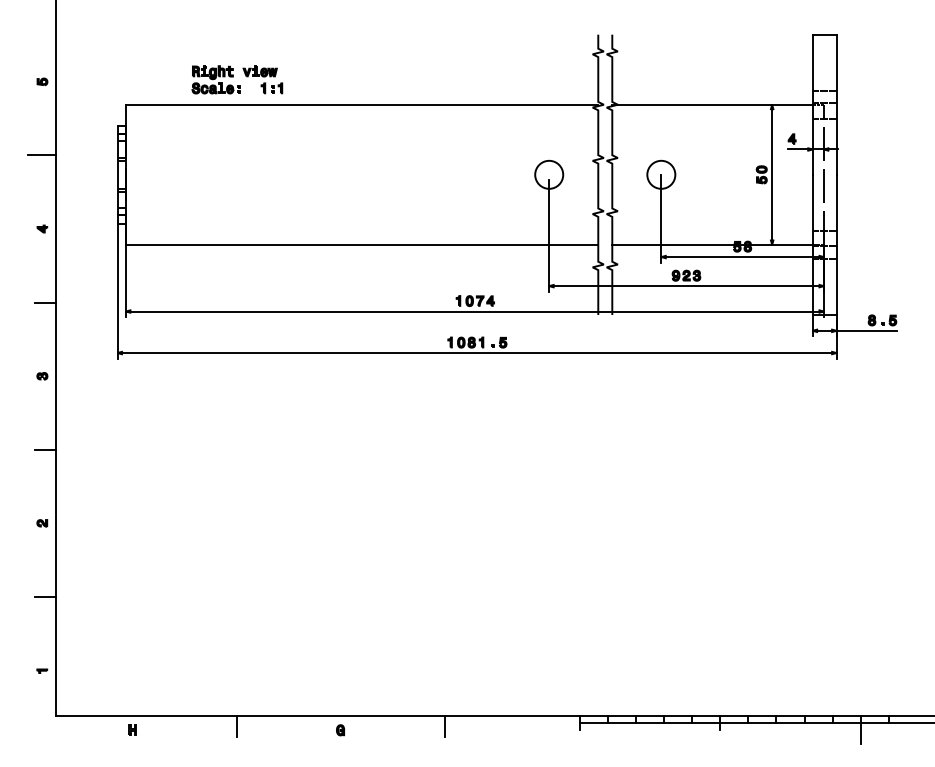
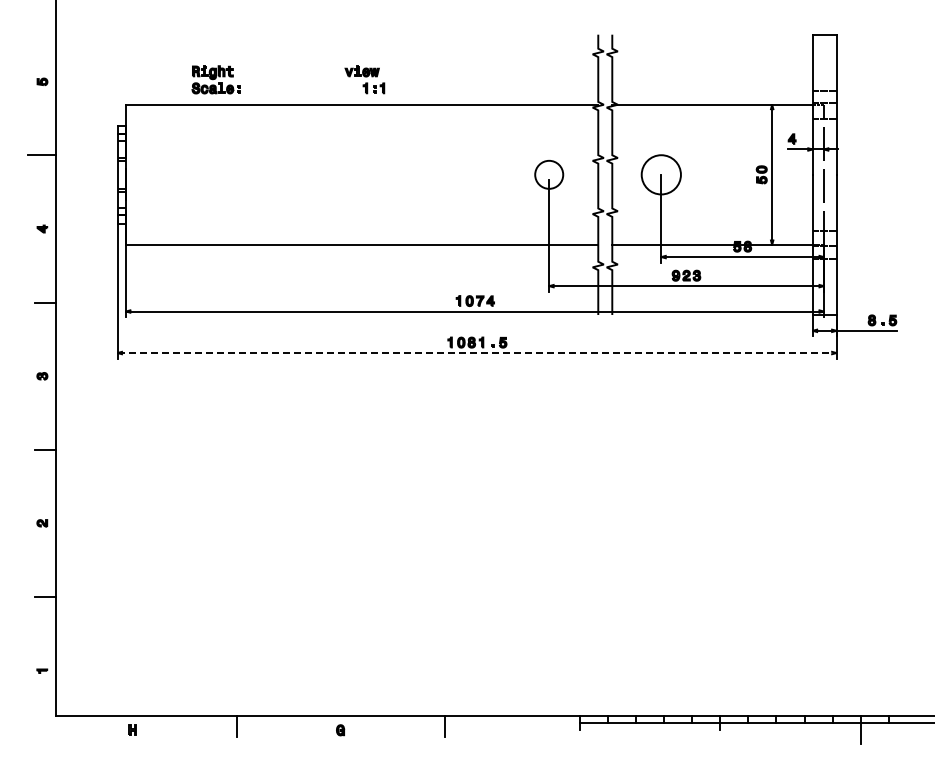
part position: (262, 79) -> (364, 79) (364, 79)
circle diameter: 28 px -> 39 px (660, 174)
line: solid -> dashed (477, 353)
